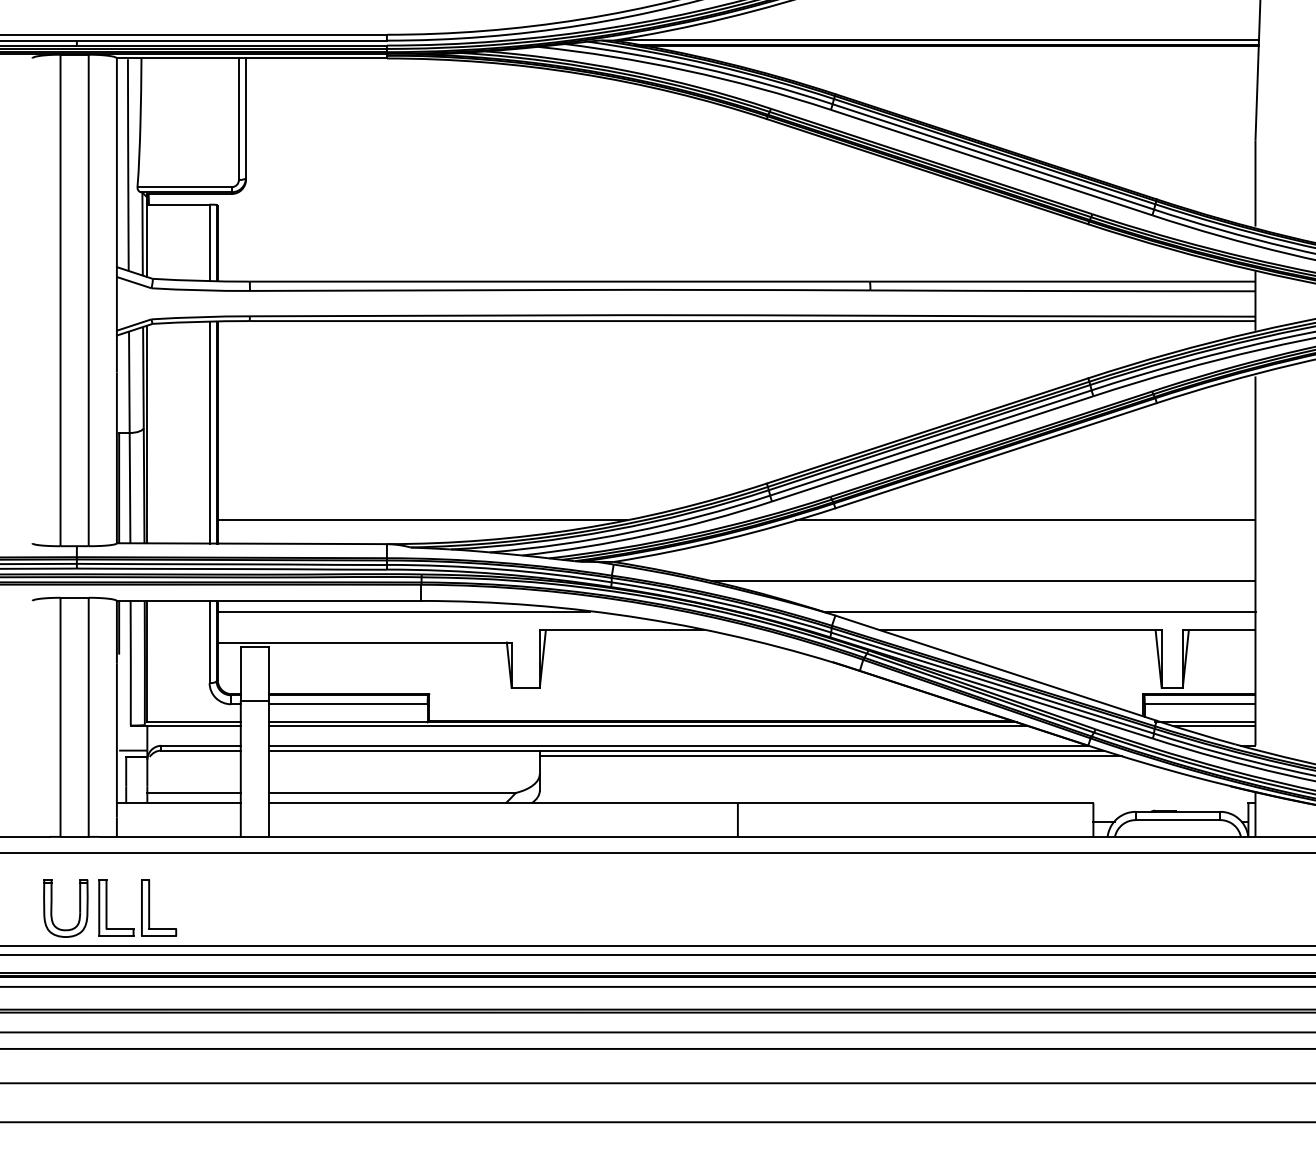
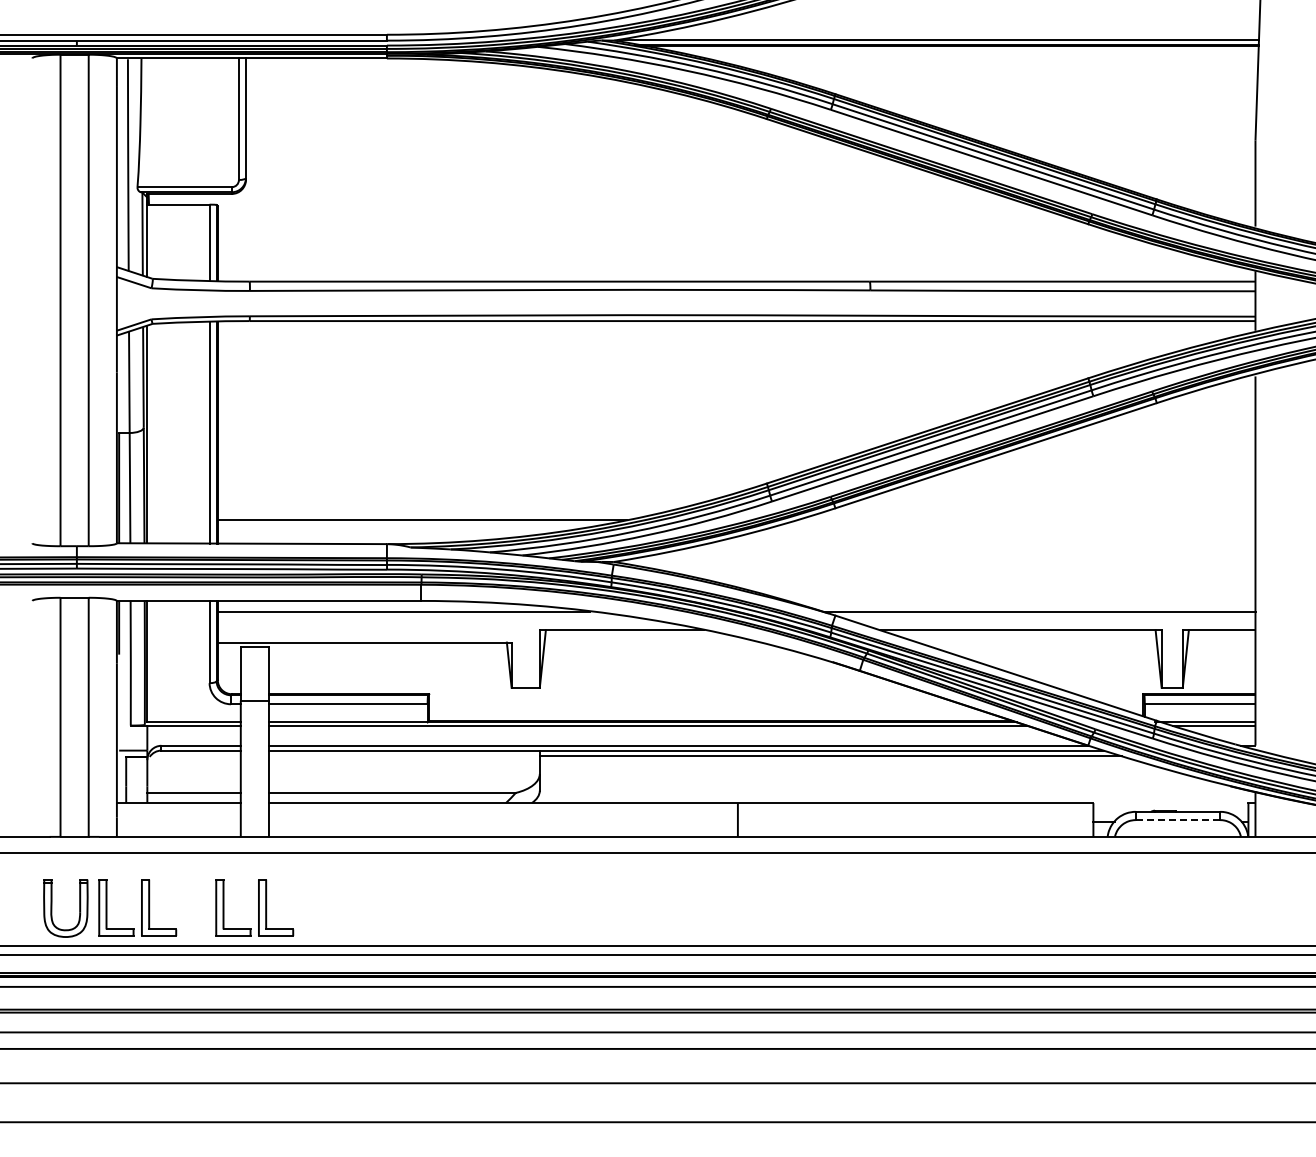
line: present -> none (1025, 519)
line: present -> none (983, 581)
line: solid -> dashed (1177, 820)
part: none -> present (254, 907)
